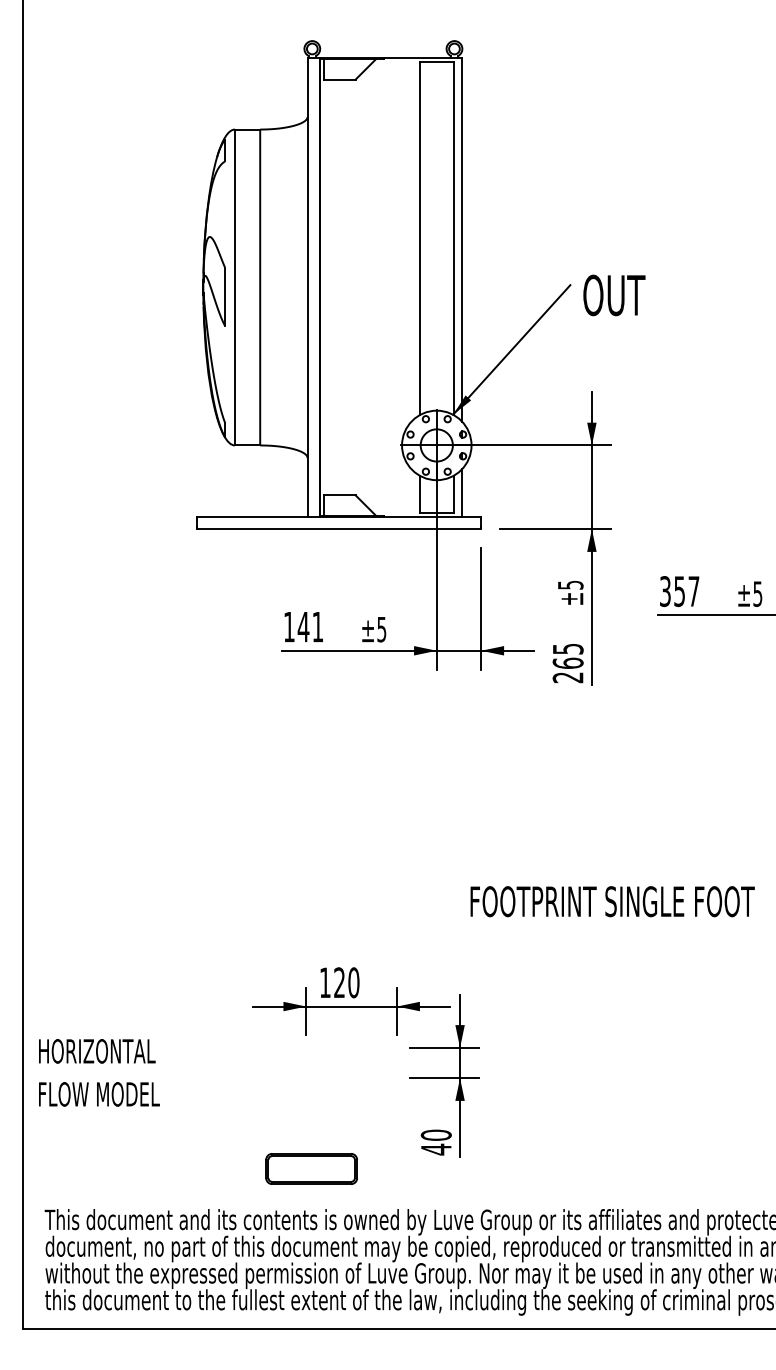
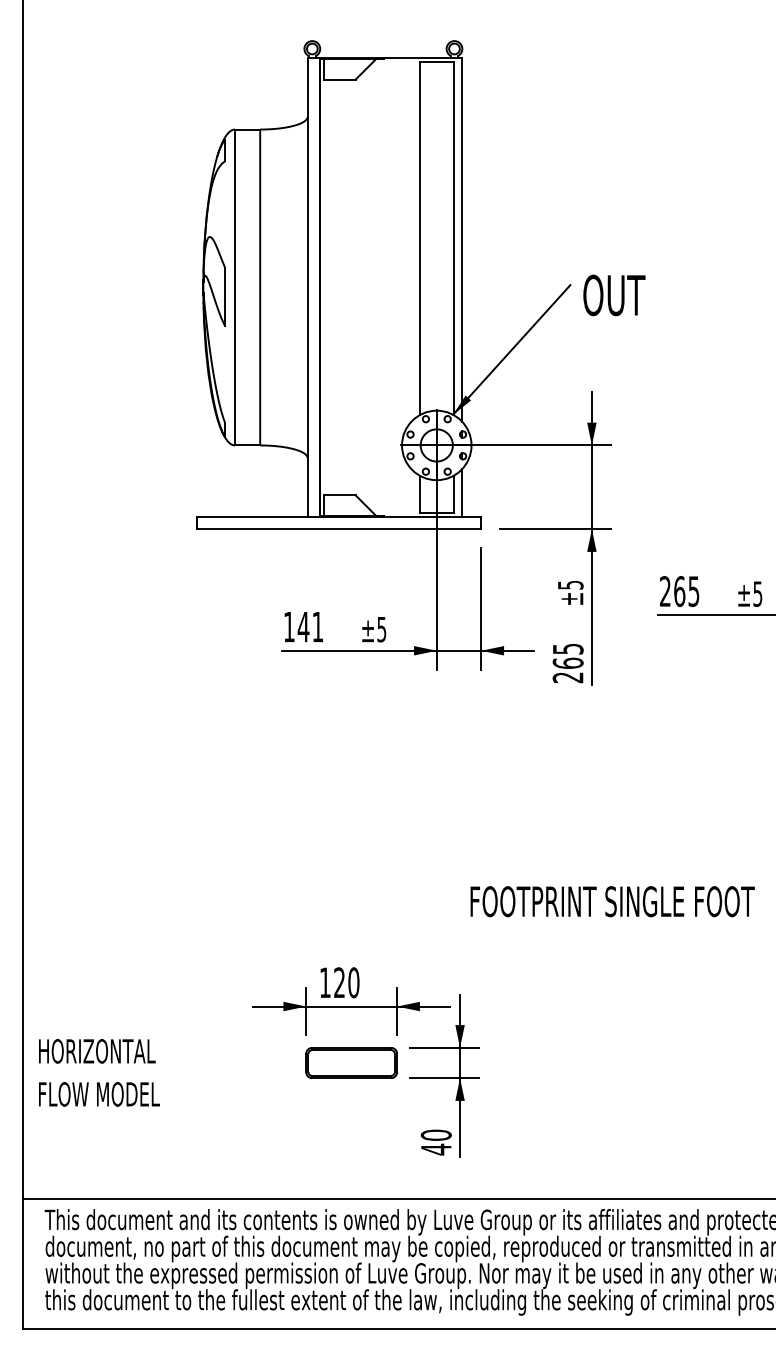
text: 357 -> 265 (679, 591)
part position: (311, 1168) -> (351, 1062) (351, 1062)
line: none -> present (397, 1198)
